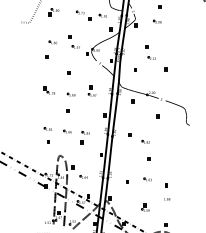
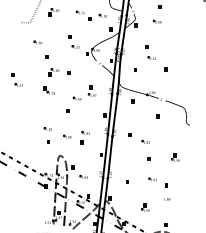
part position: (52, 42) -> (37, 42) (37, 42)
part: none -> present (53, 72)
part: none -> present (16, 79)
part position: (70, 94) -> (76, 98) (76, 98)
part position: (67, 131) -> (67, 136) (67, 136)
part: none -> present (175, 157)
part position: (147, 179) -> (152, 179) (152, 179)
